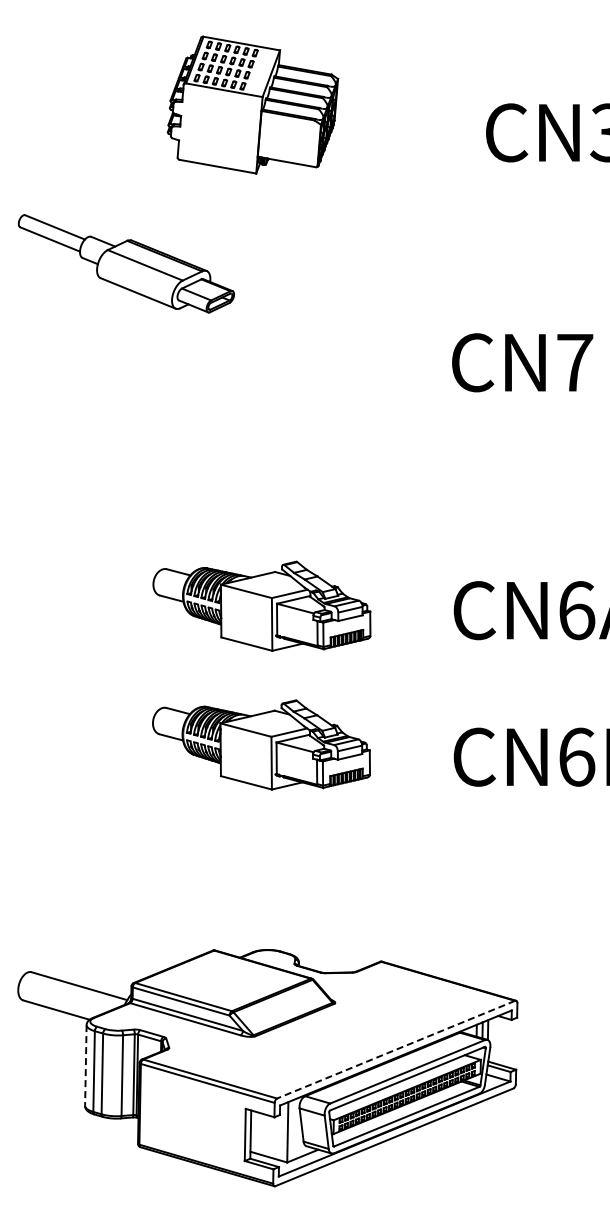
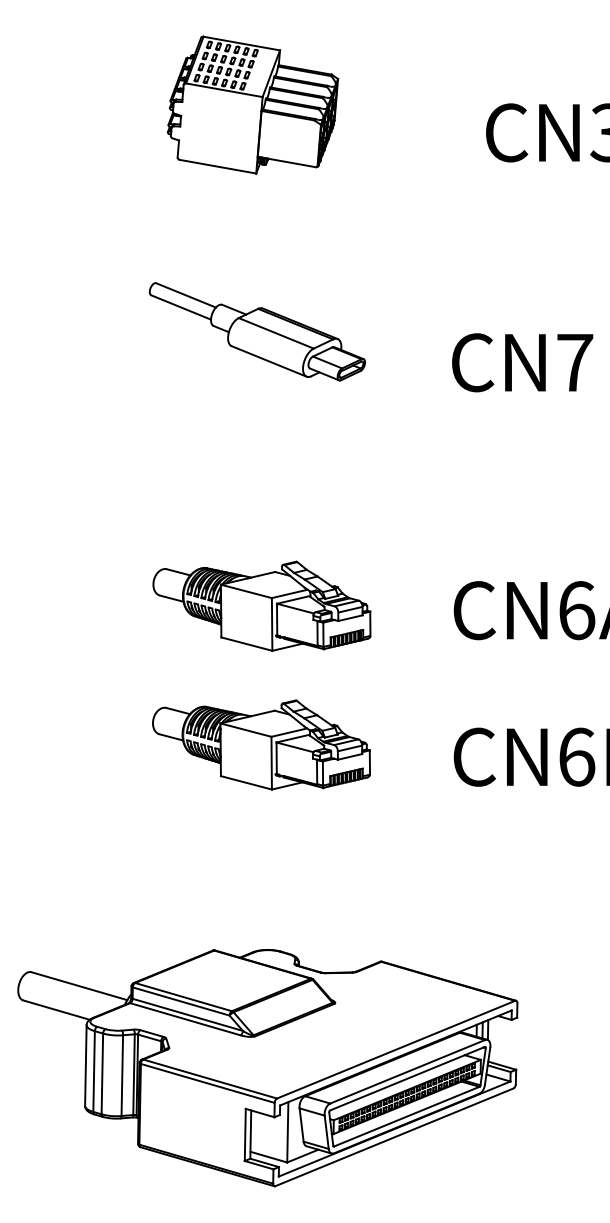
part position: (125, 263) -> (256, 331) (256, 331)
line: dashed -> solid (396, 1049)
line: dashed -> solid (85, 1065)
